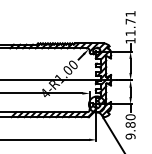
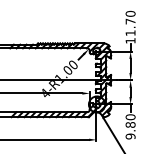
text: 11.71 -> 11.70 (130, 13)
